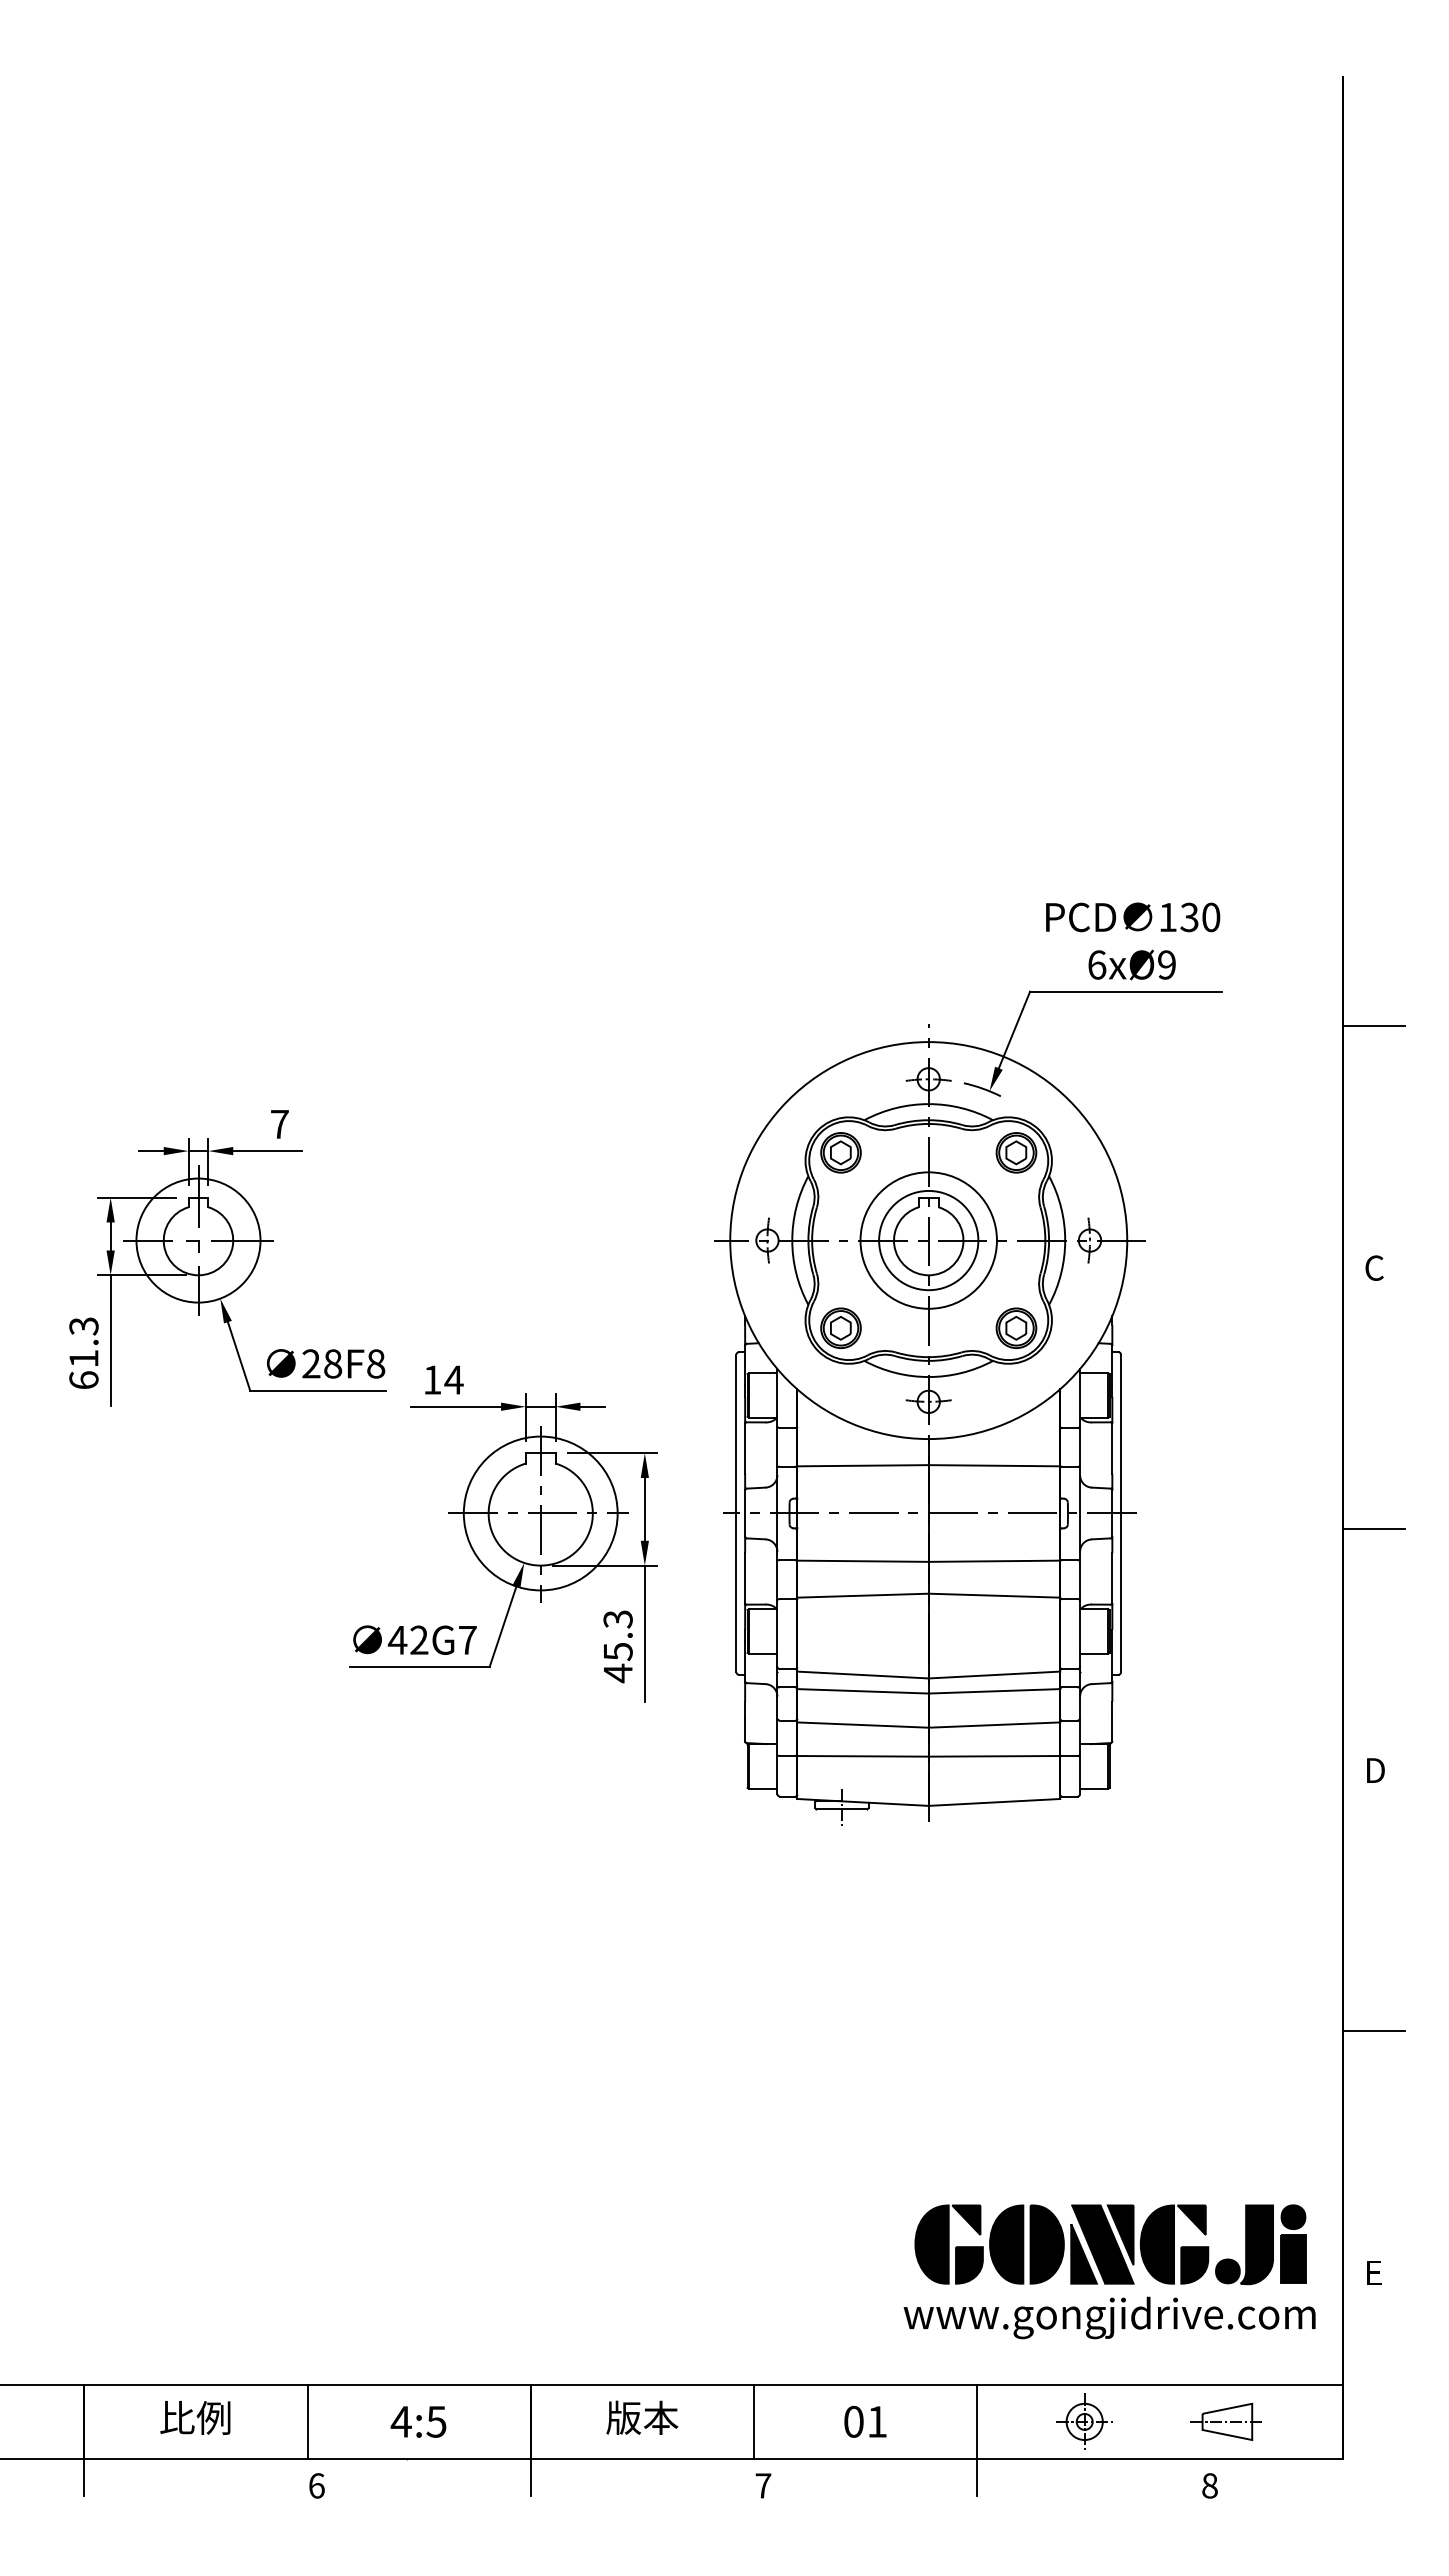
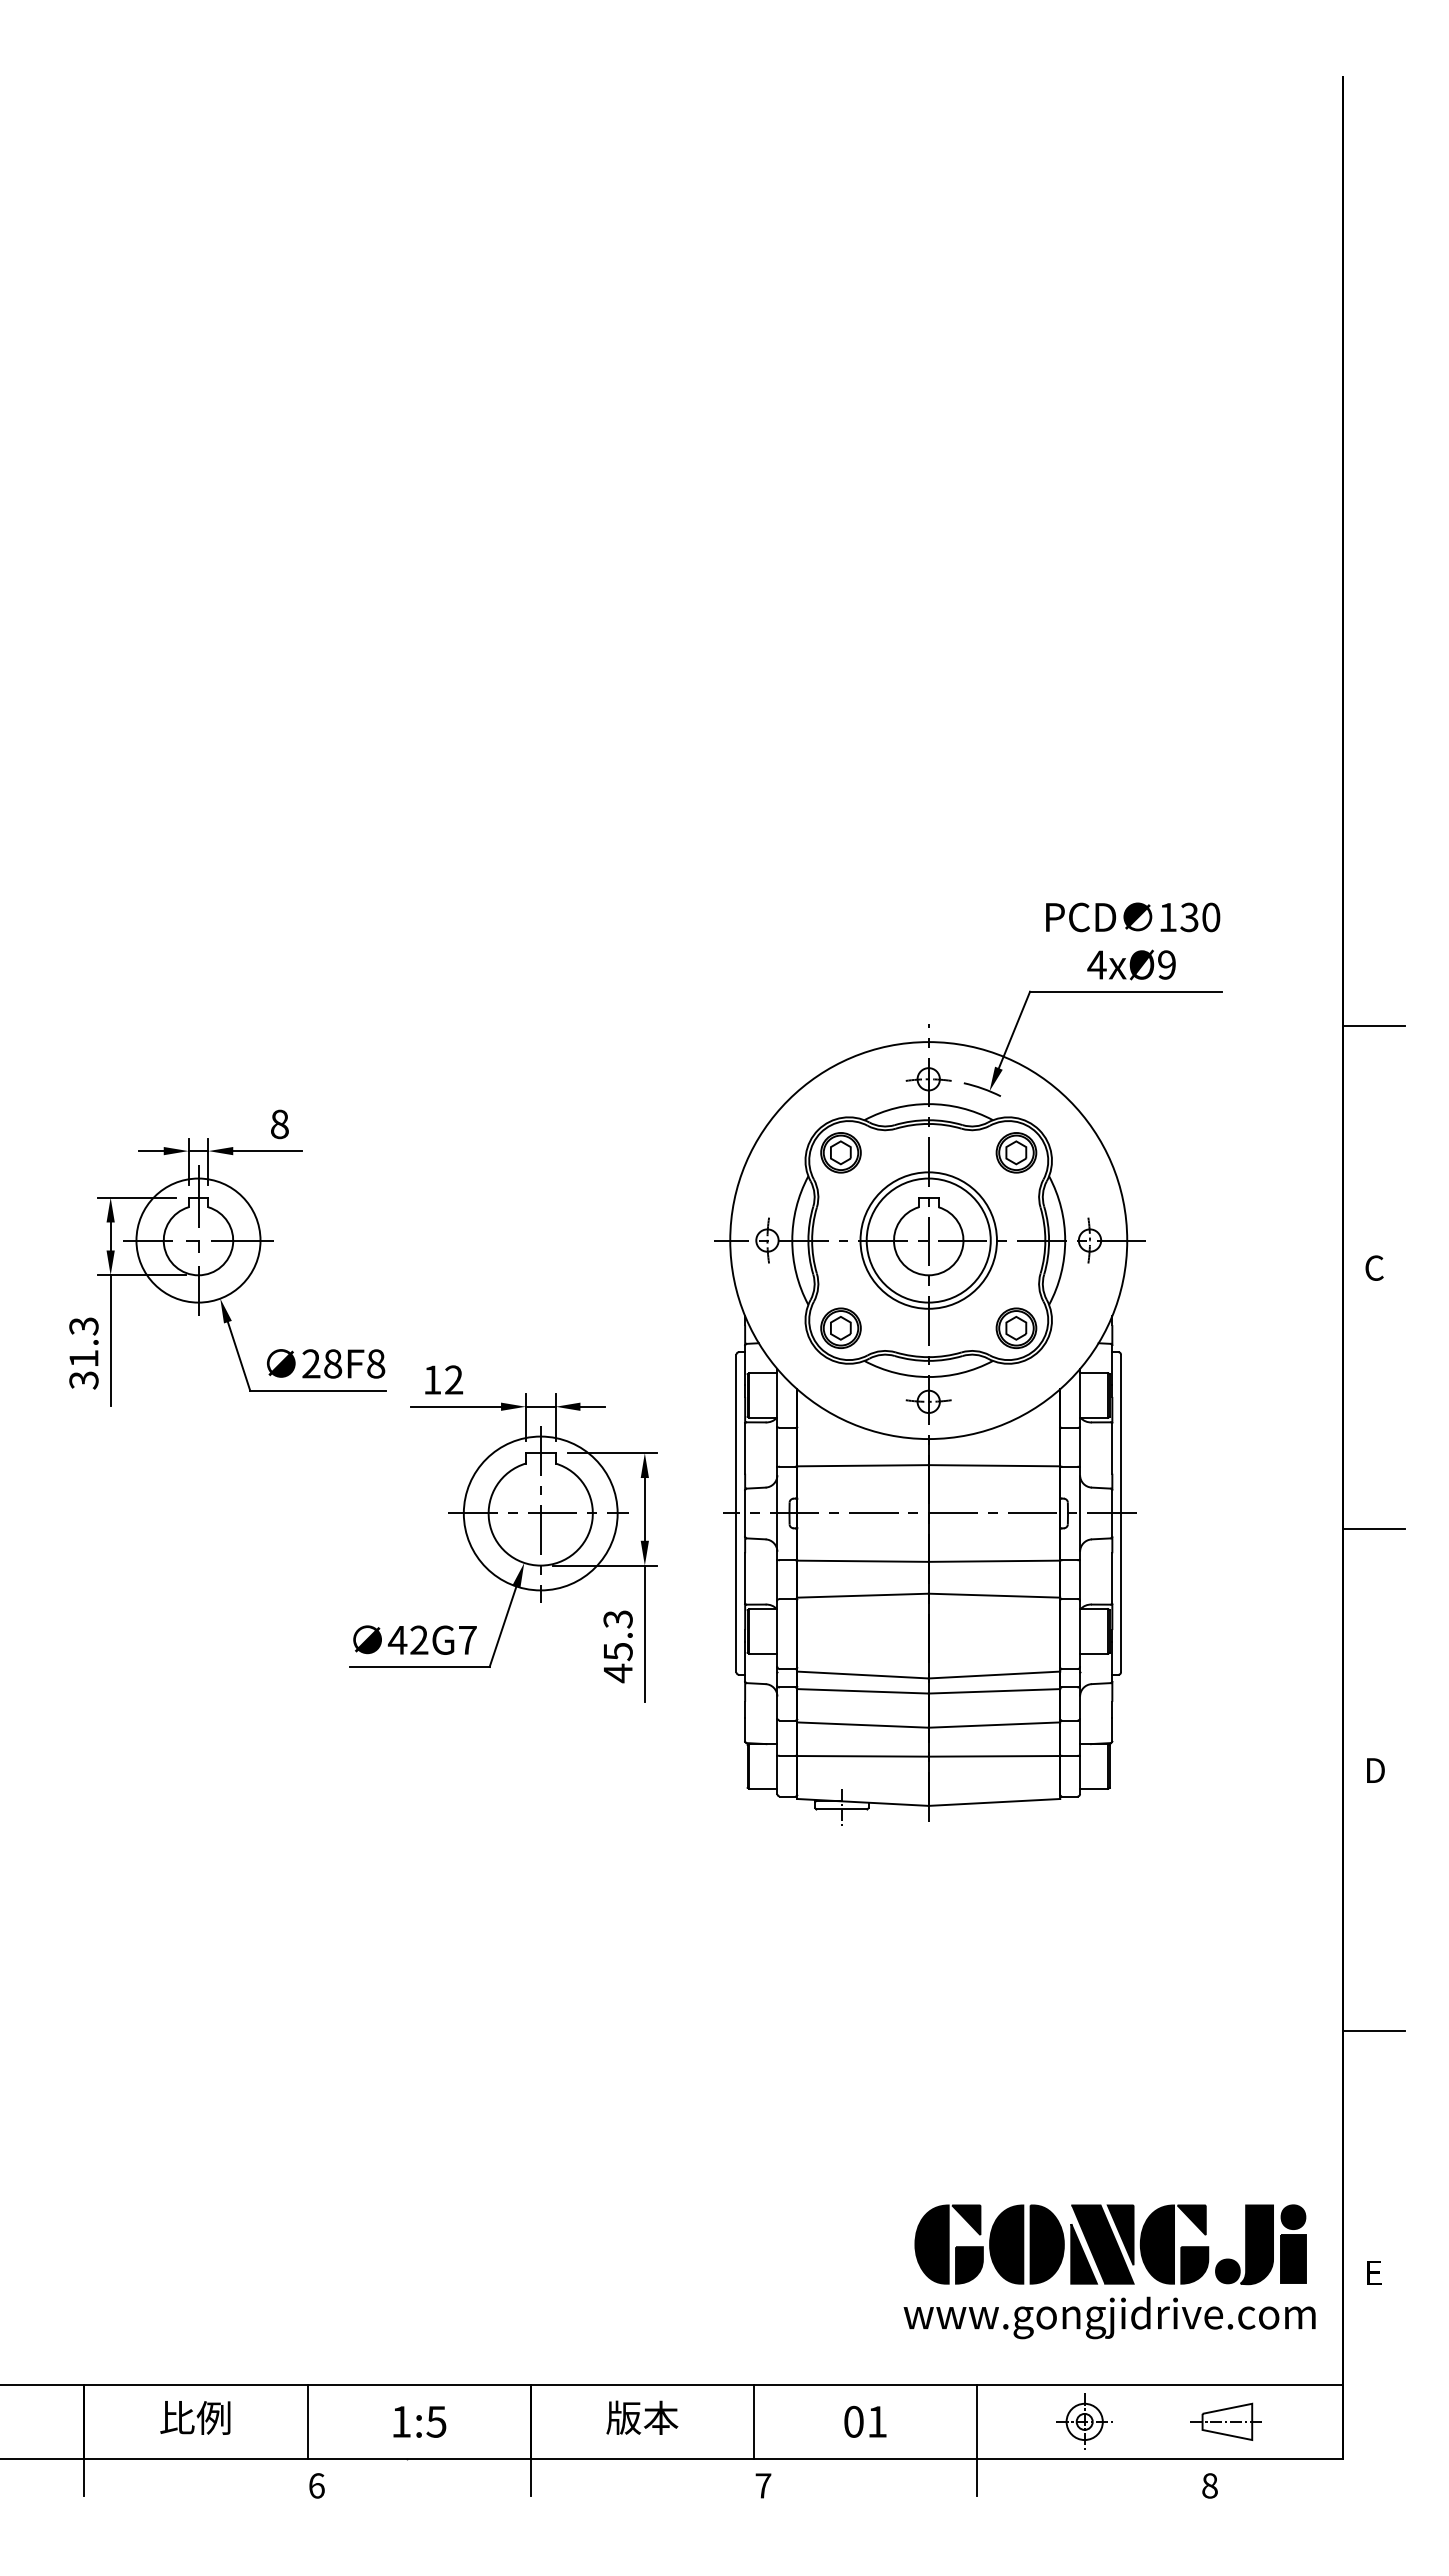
text: 6xØ9 -> 4xØ9 (1096, 964)
text: 7 -> 8 (279, 1124)
circle diameter: 99 px -> 124 px (928, 1240)
text: 14 -> 12 (453, 1379)
text: 61.3 -> 31.3 (83, 1380)
text: 4:5 -> 1:5 (400, 2421)
